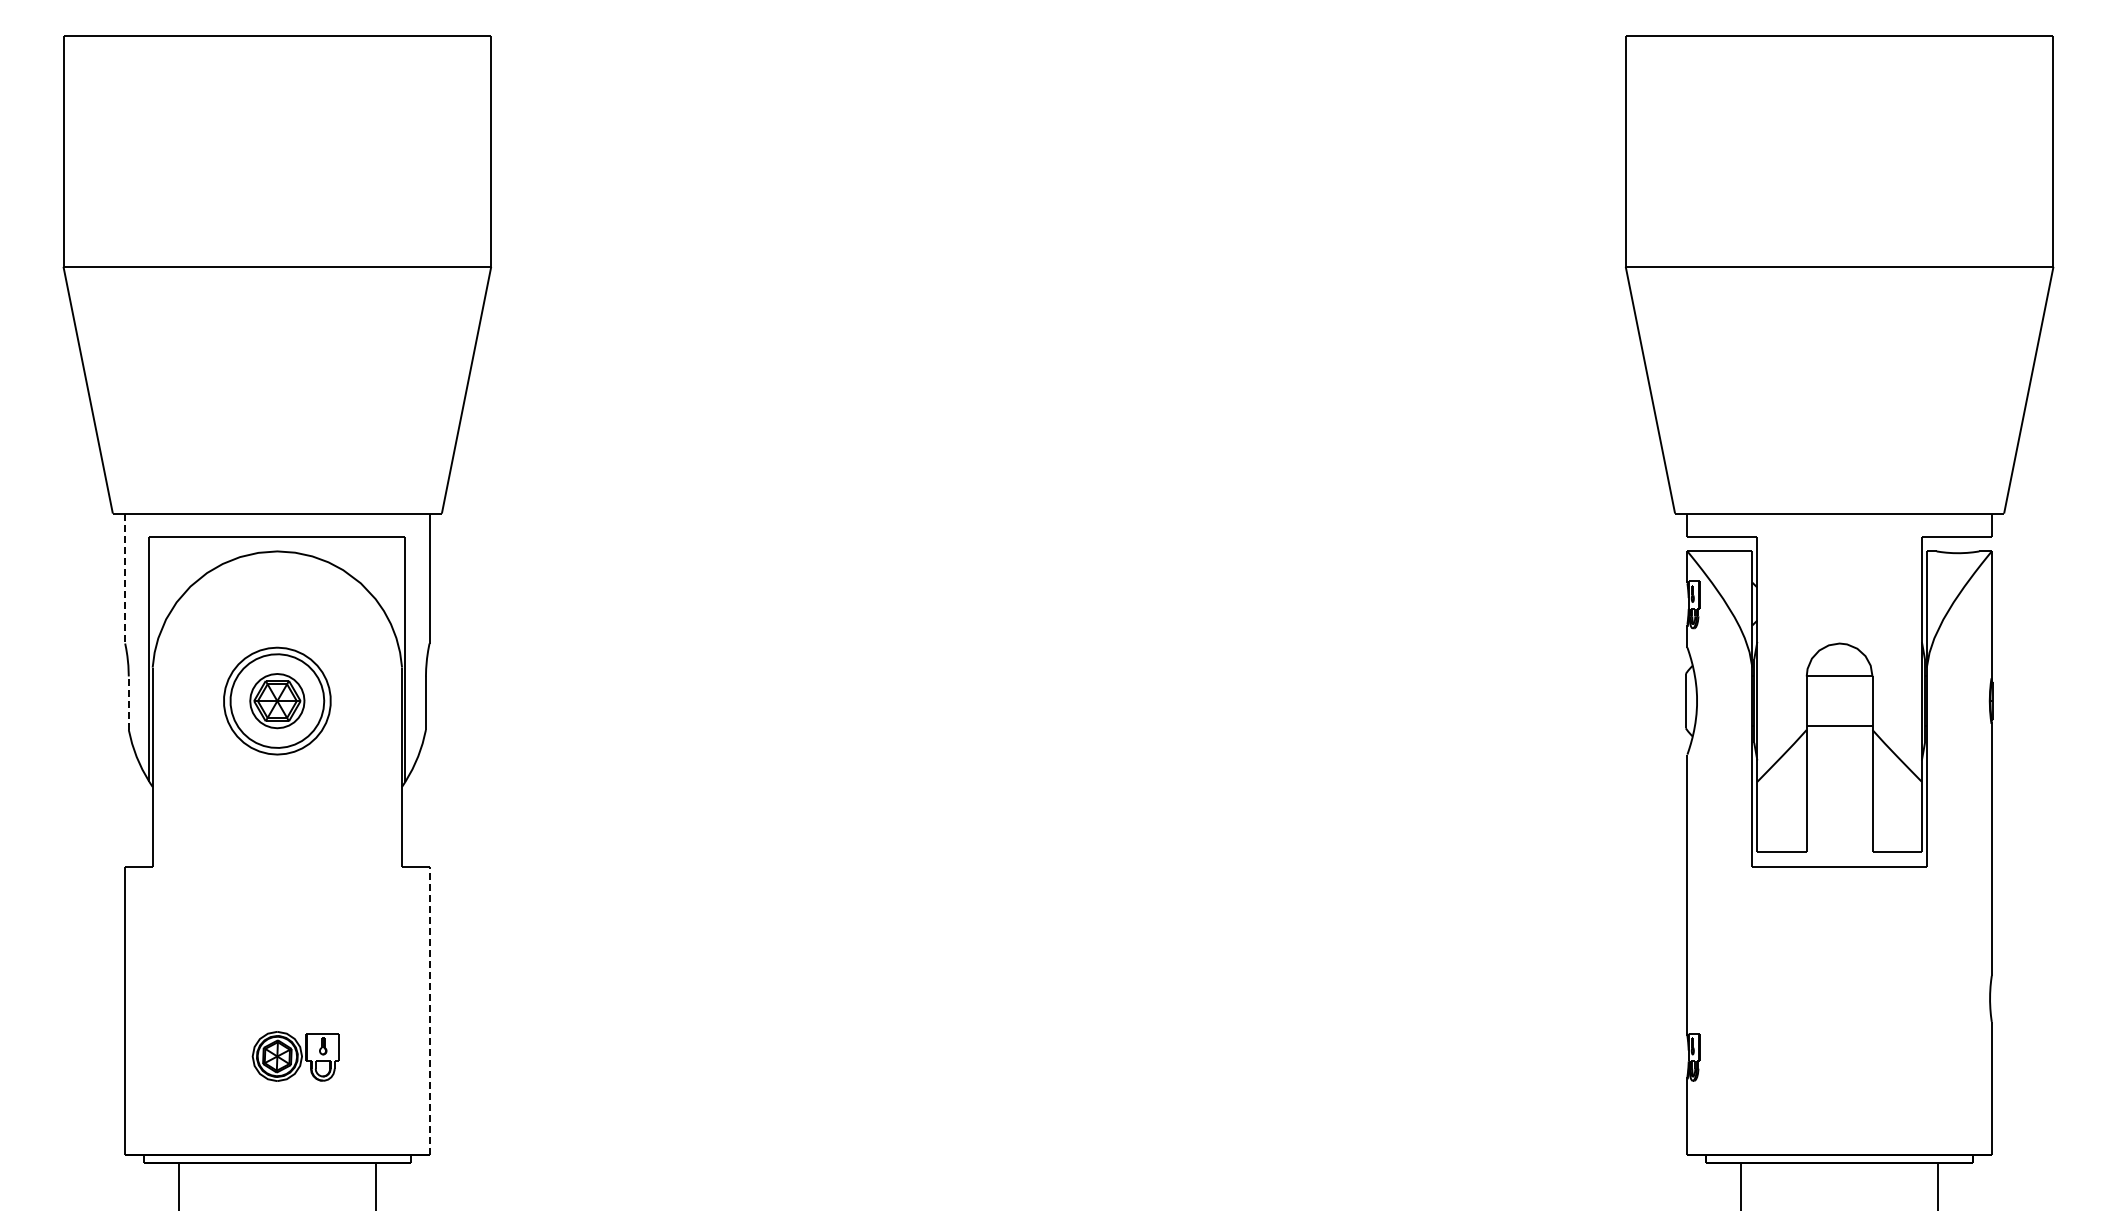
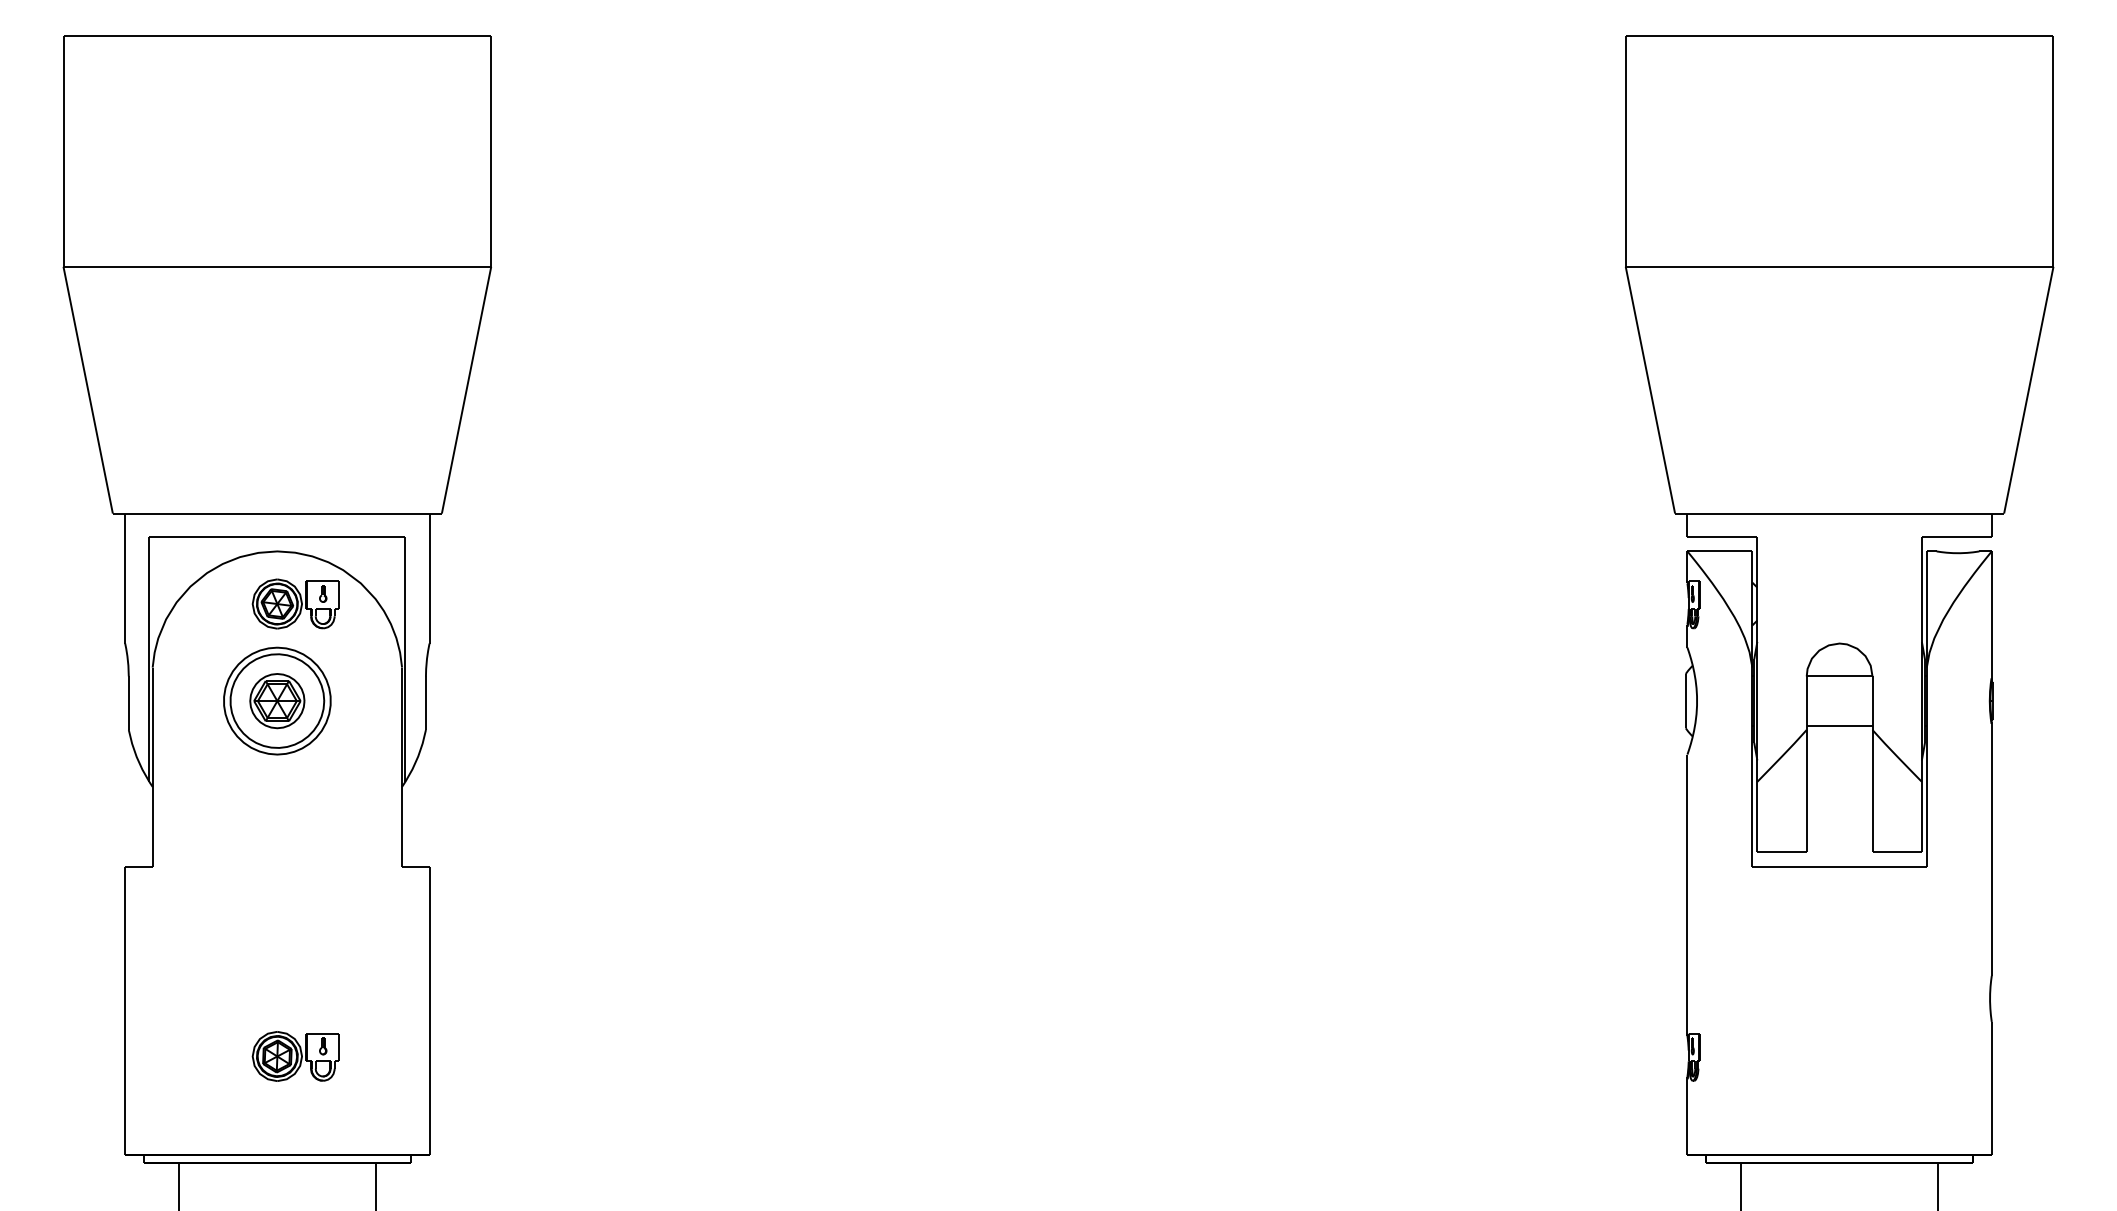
line: dashed -> solid (125, 578)
part: none -> present (295, 603)
line: dashed -> solid (128, 703)
line: dashed -> solid (429, 1011)
